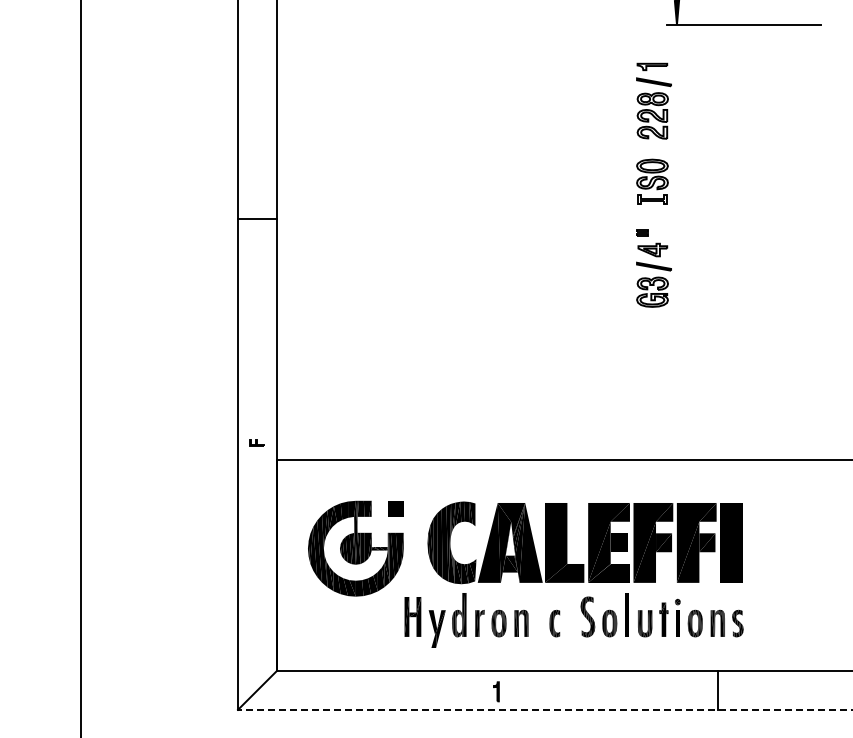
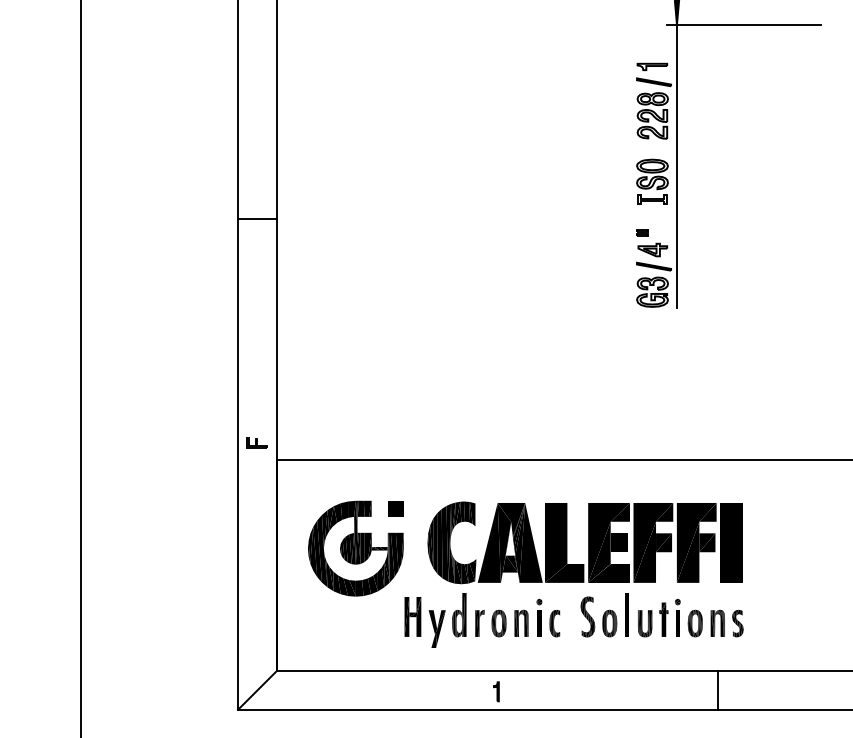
line: none -> present (676, 165)
part size: 16x8 px -> 22x12 px (256, 442)
part: none -> present (539, 617)
line: dashed -> solid (544, 709)
